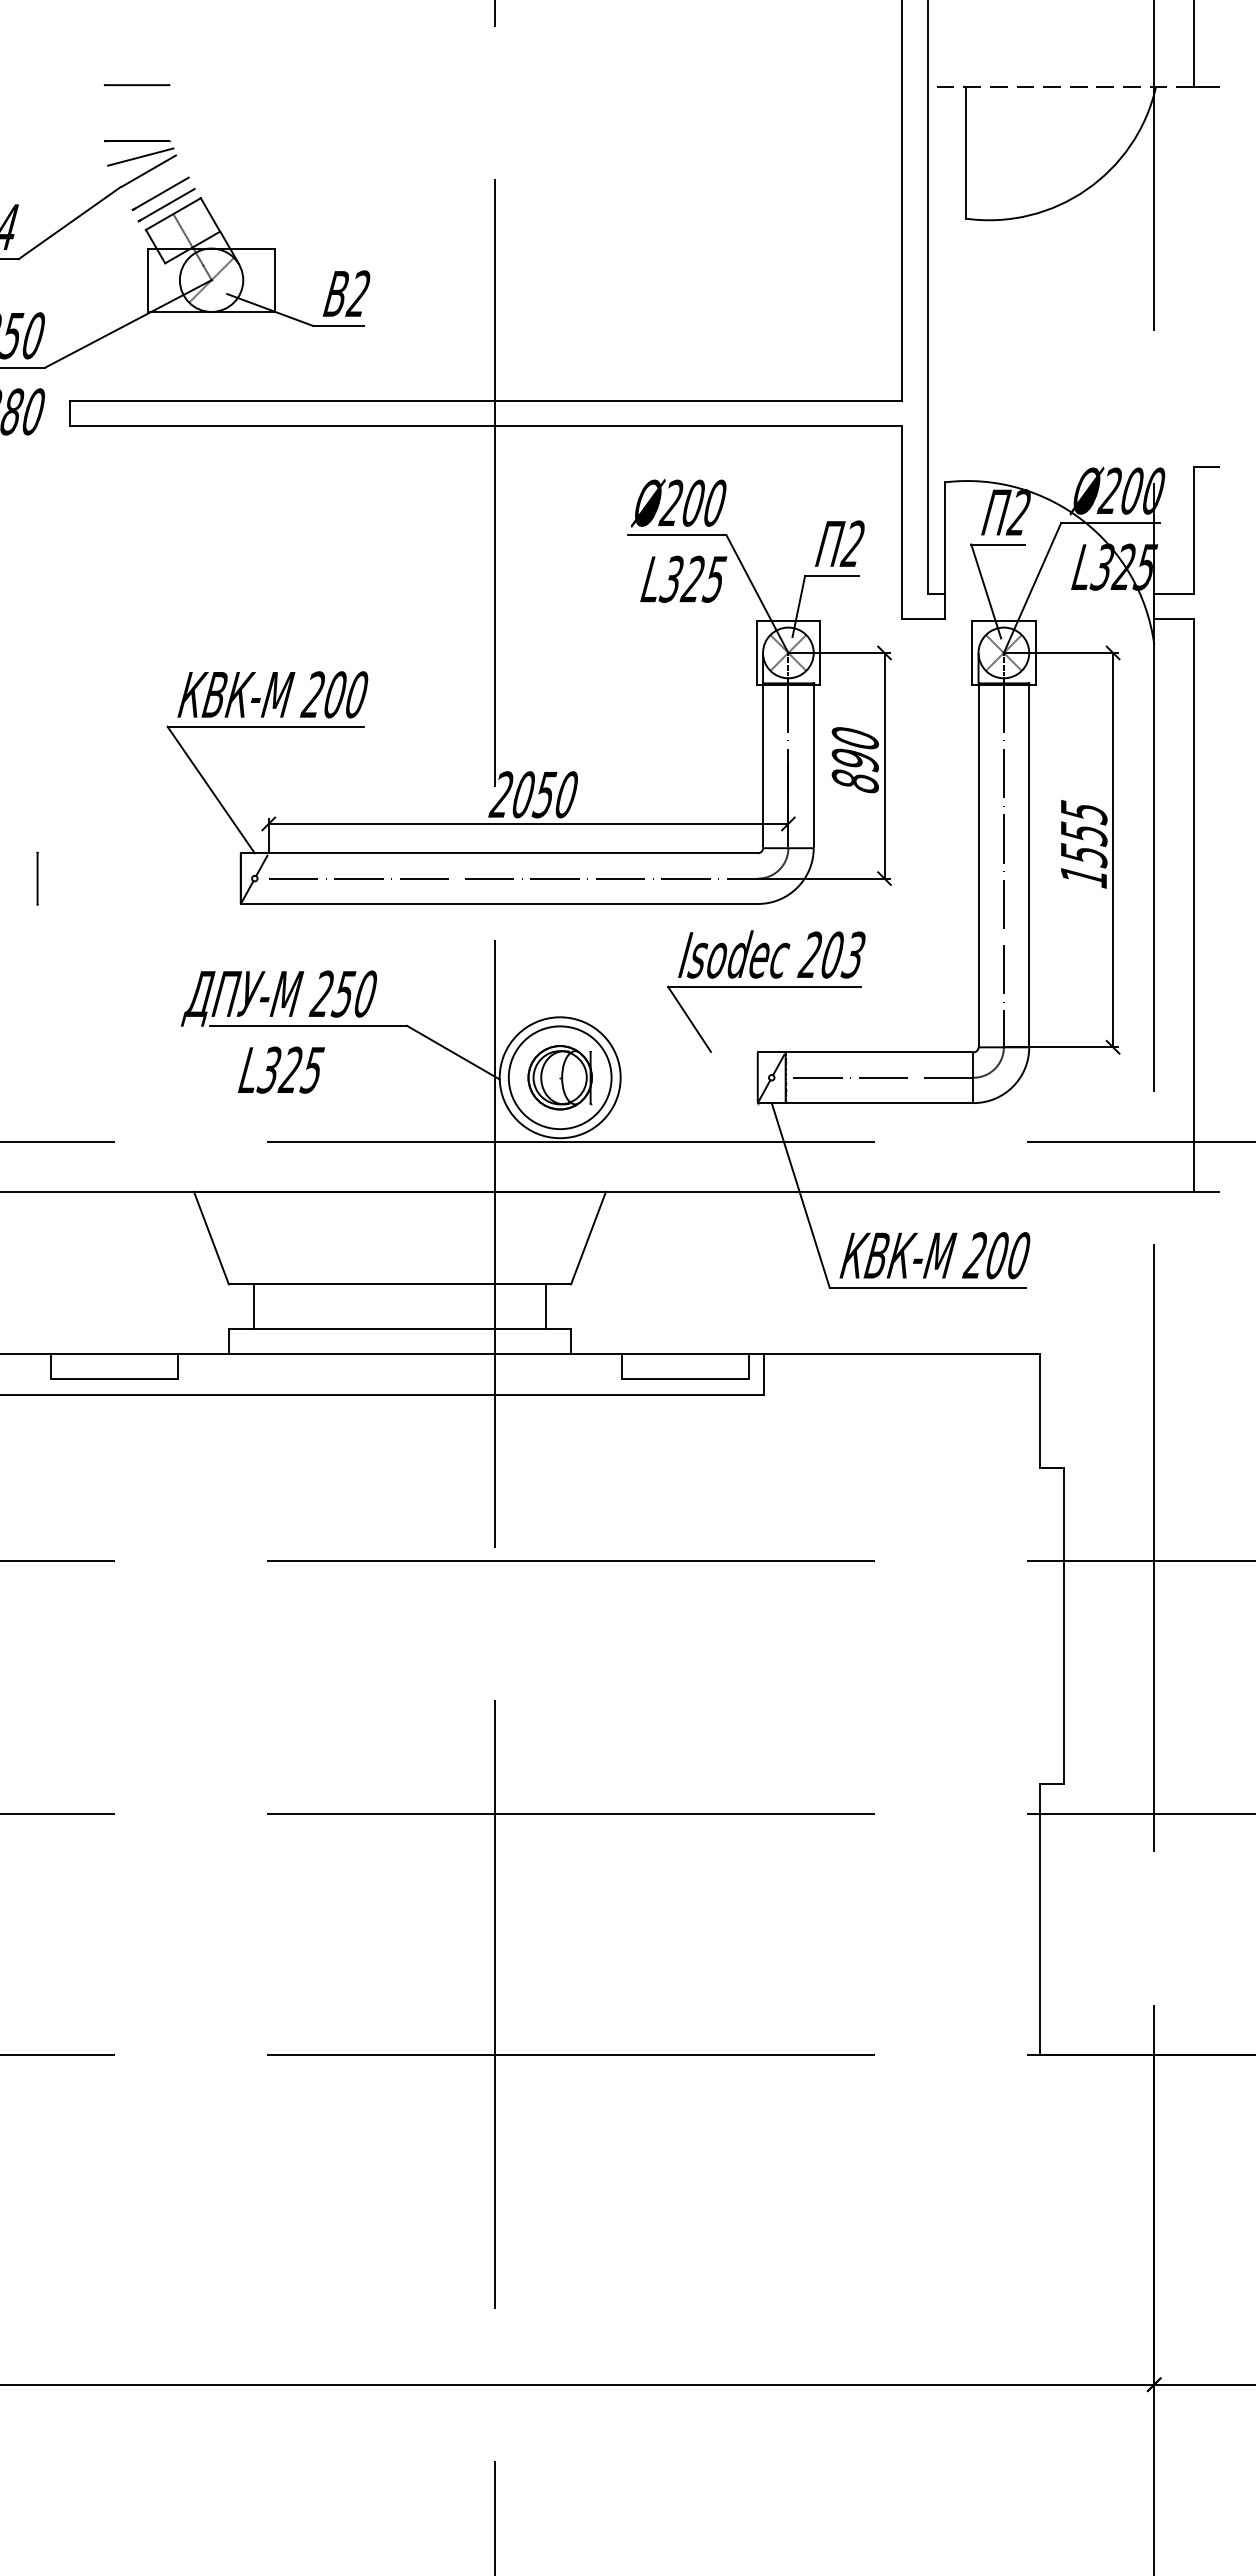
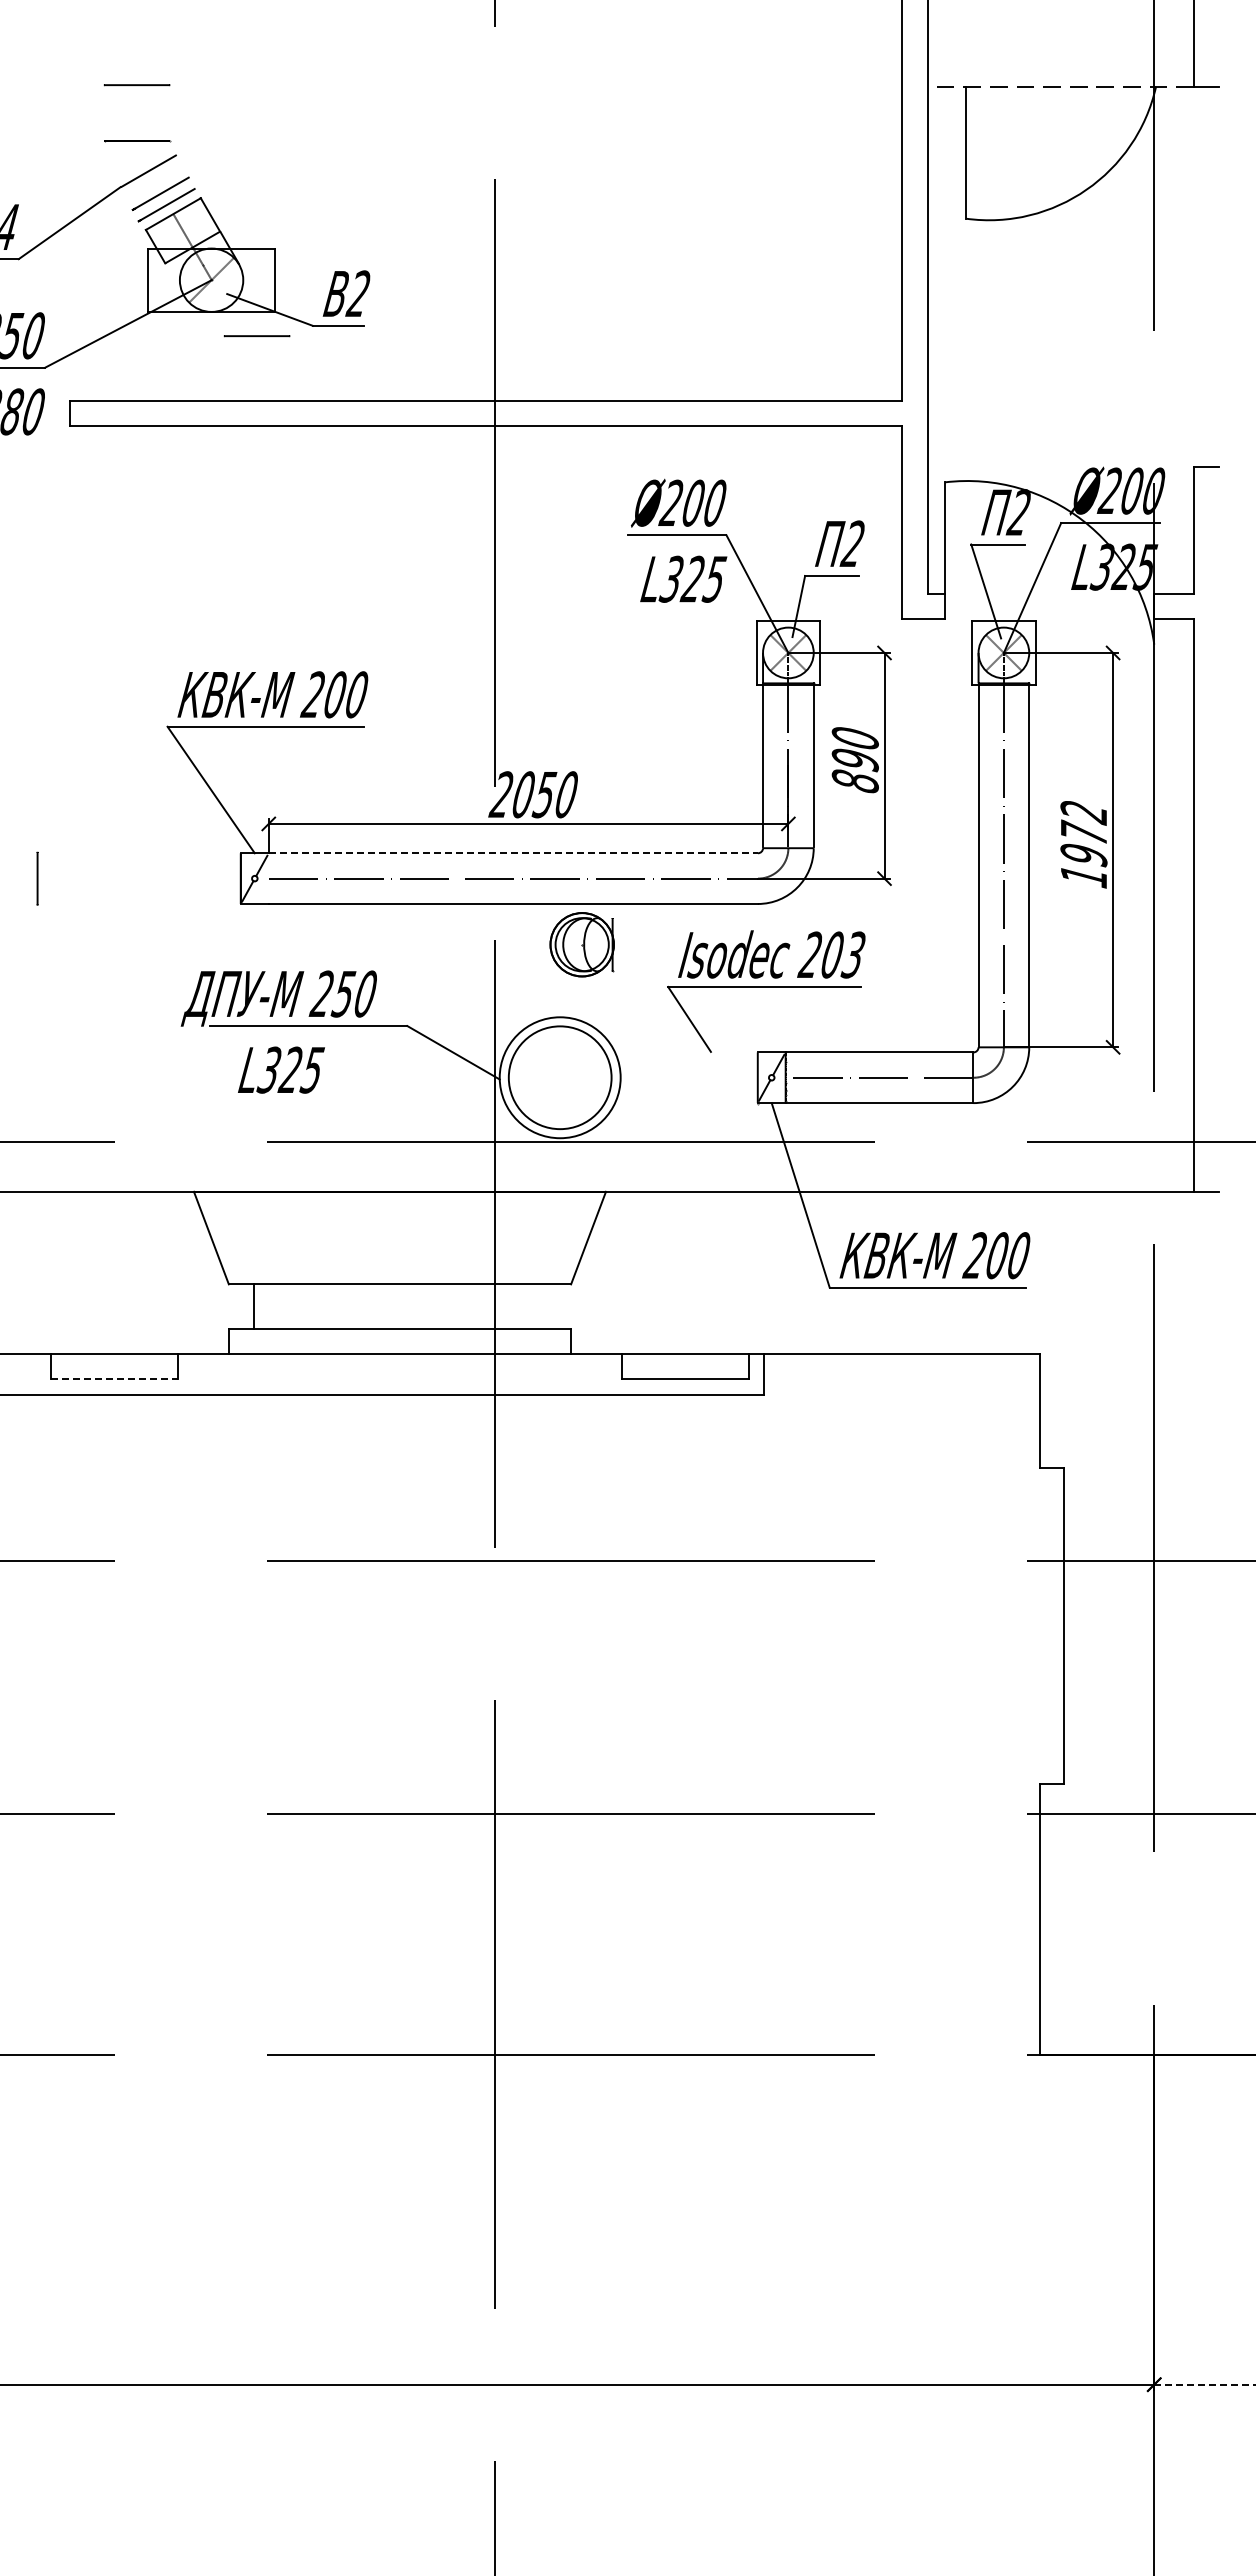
line: present -> none (140, 156)
line: none -> present (256, 336)
text: 1555 -> 1972 (1083, 833)
line: solid -> dashed (513, 853)
part position: (559, 1077) -> (581, 944) (581, 944)
line: present -> none (545, 1306)
line: solid -> dashed (115, 1379)
line: solid -> dashed (1205, 2384)
